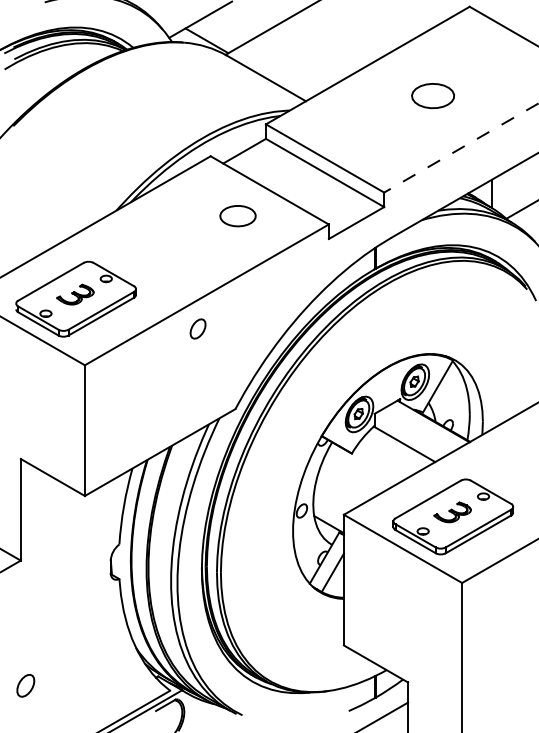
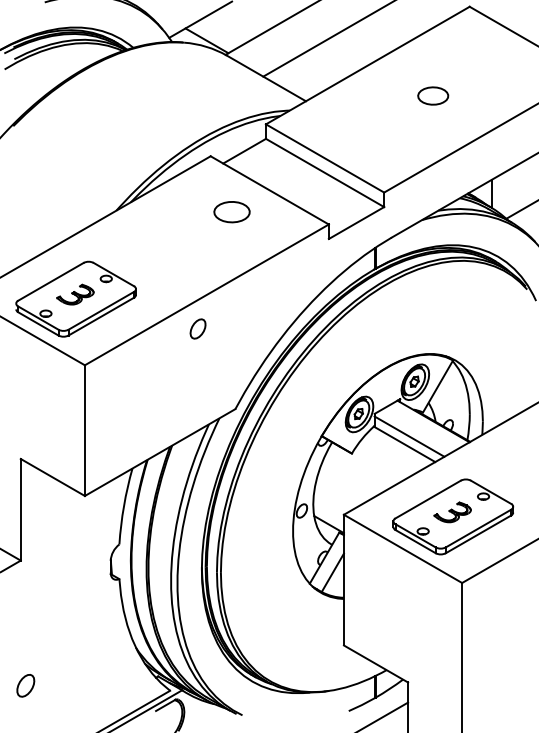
line: none -> present (327, 39)
part size: 44x27 px -> 33x20 px (433, 95)
line: dashed -> solid (461, 148)
part position: (237, 216) -> (231, 212) (231, 212)
line: none -> present (409, 436)
